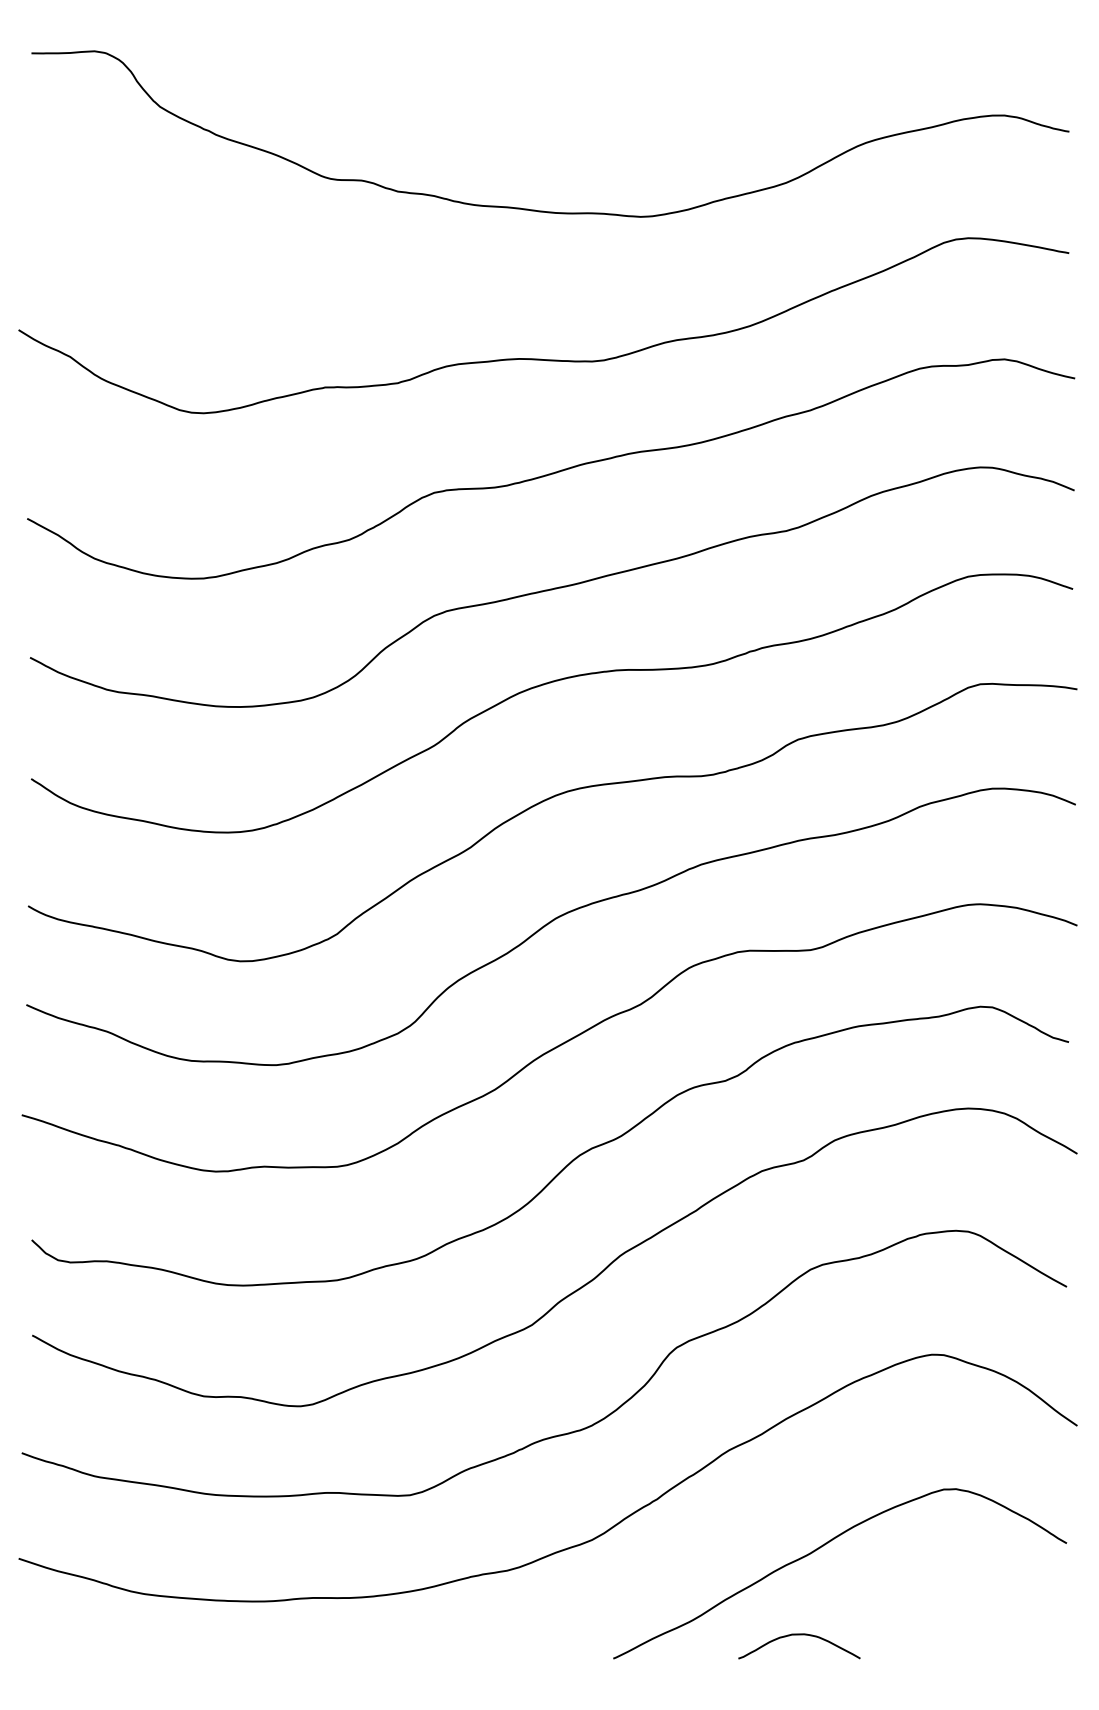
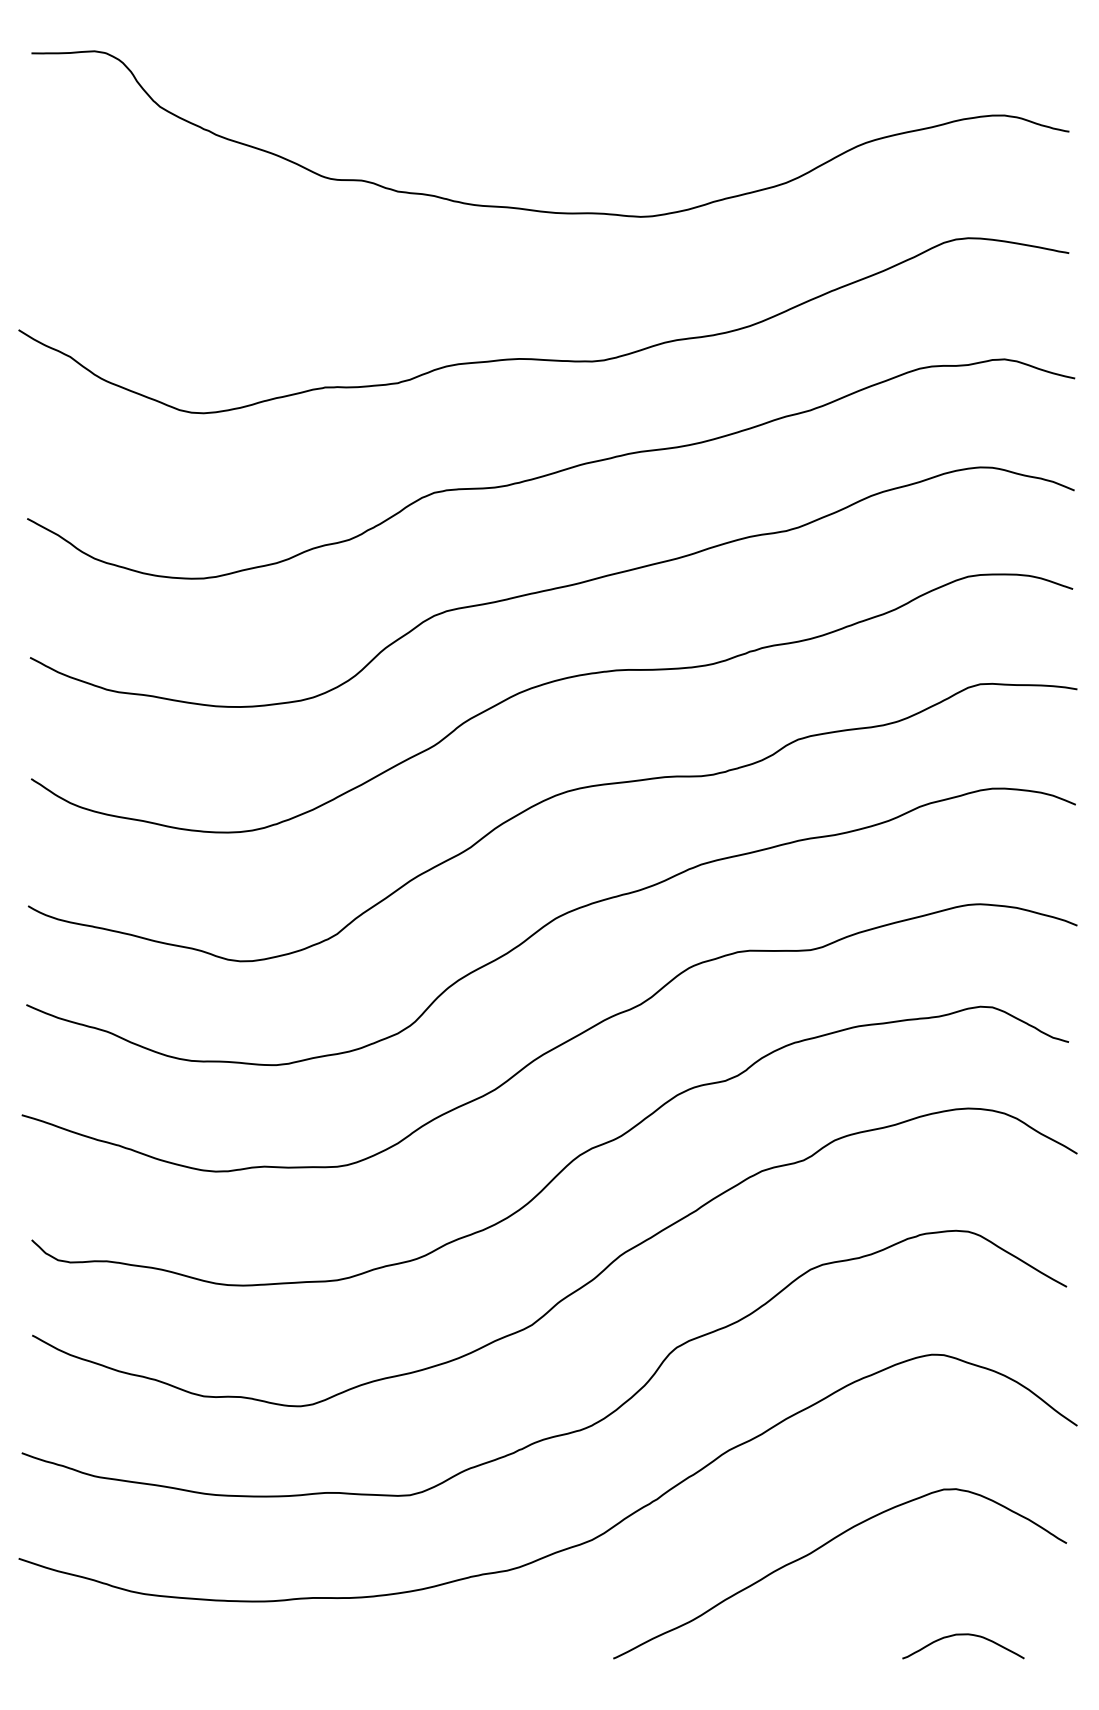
curve position: (799, 1635) -> (963, 1635) (963, 1635)
